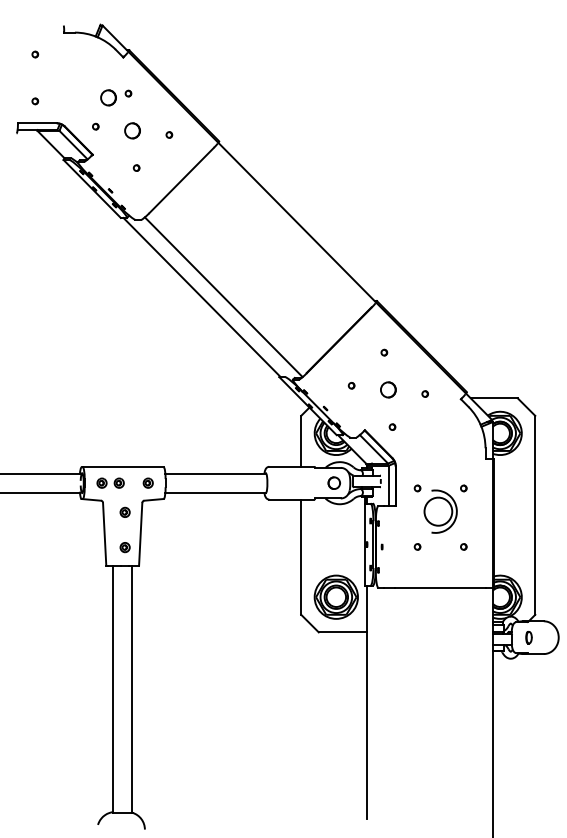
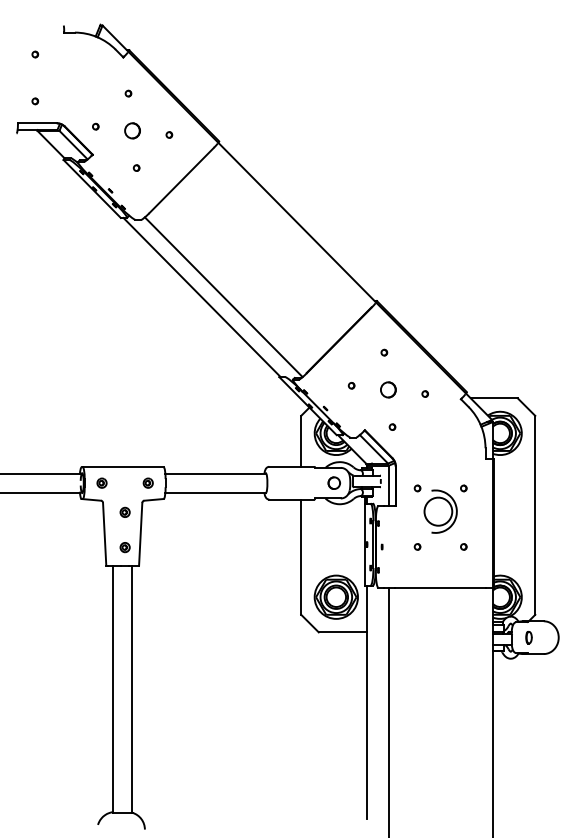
part: present -> none (108, 97)
part: present -> none (118, 482)
line: none -> present (388, 710)
